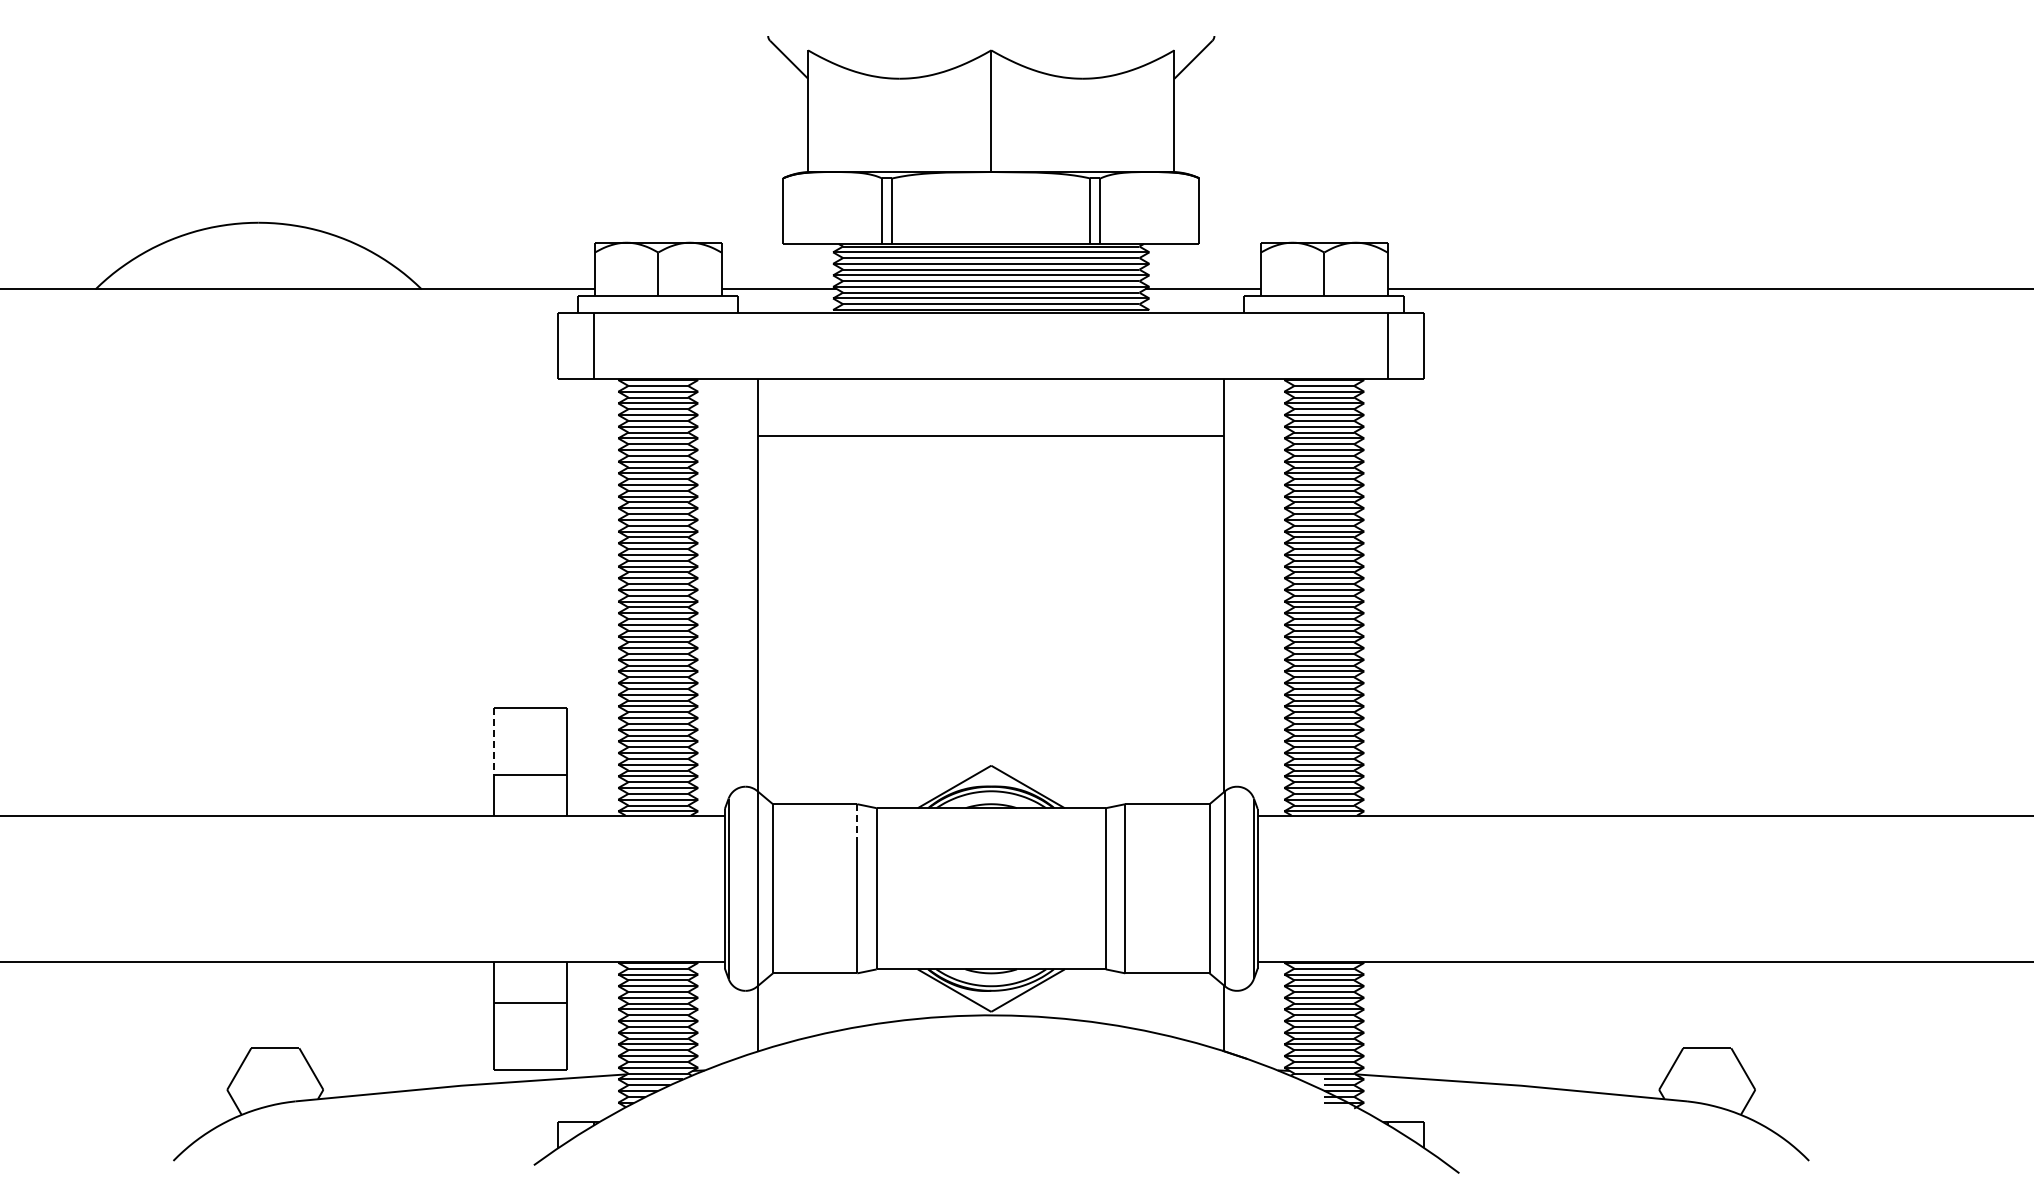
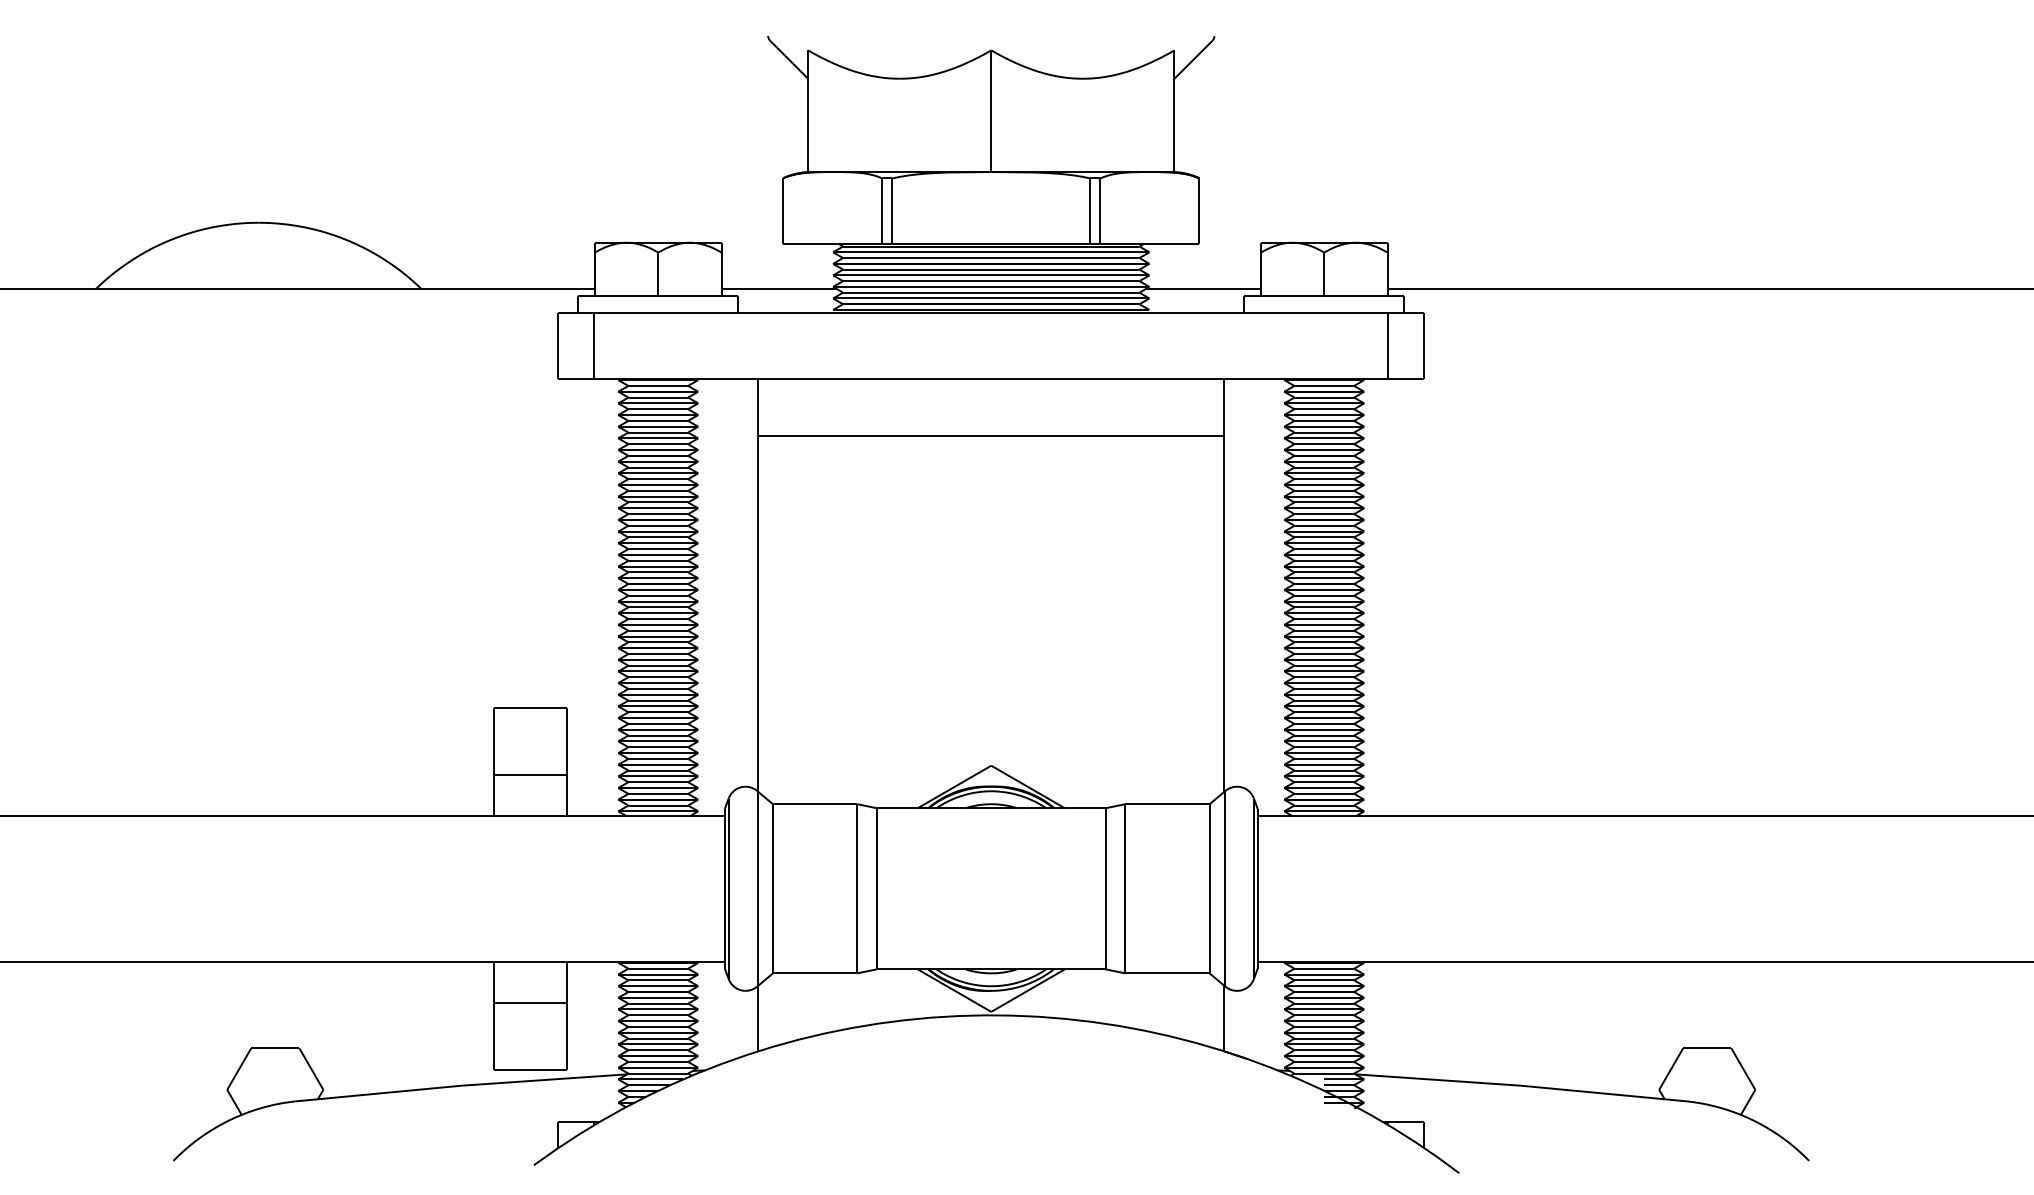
line: dashed -> solid (494, 741)
line: dashed -> solid (857, 822)
